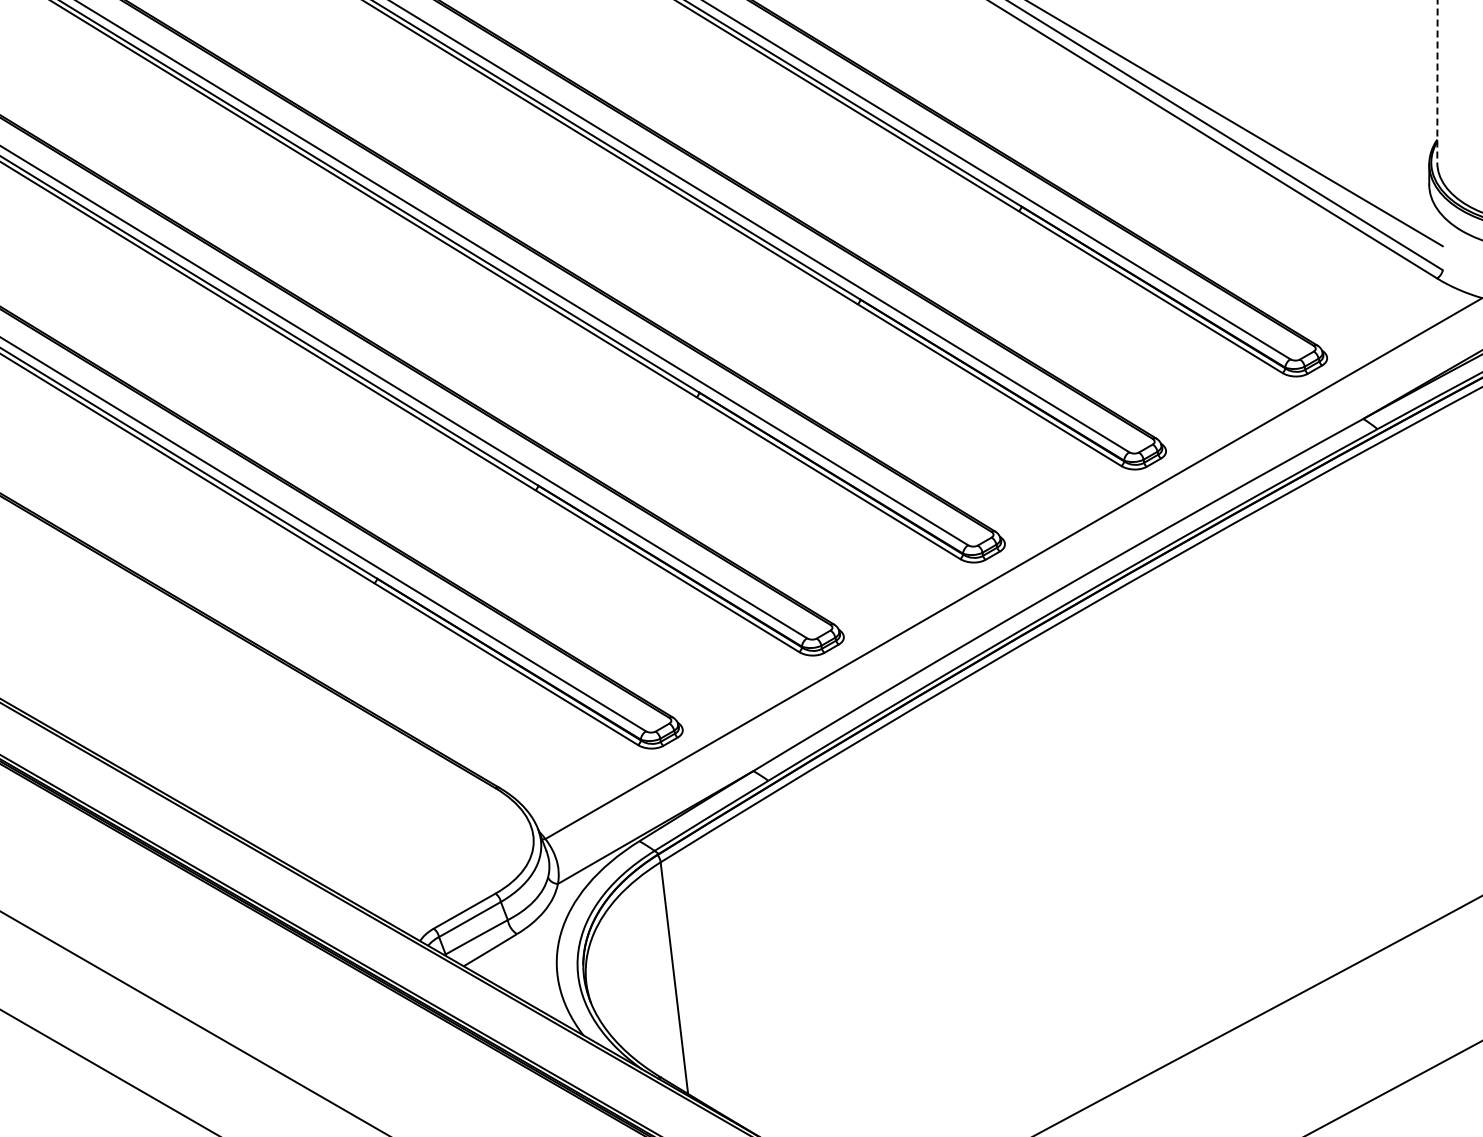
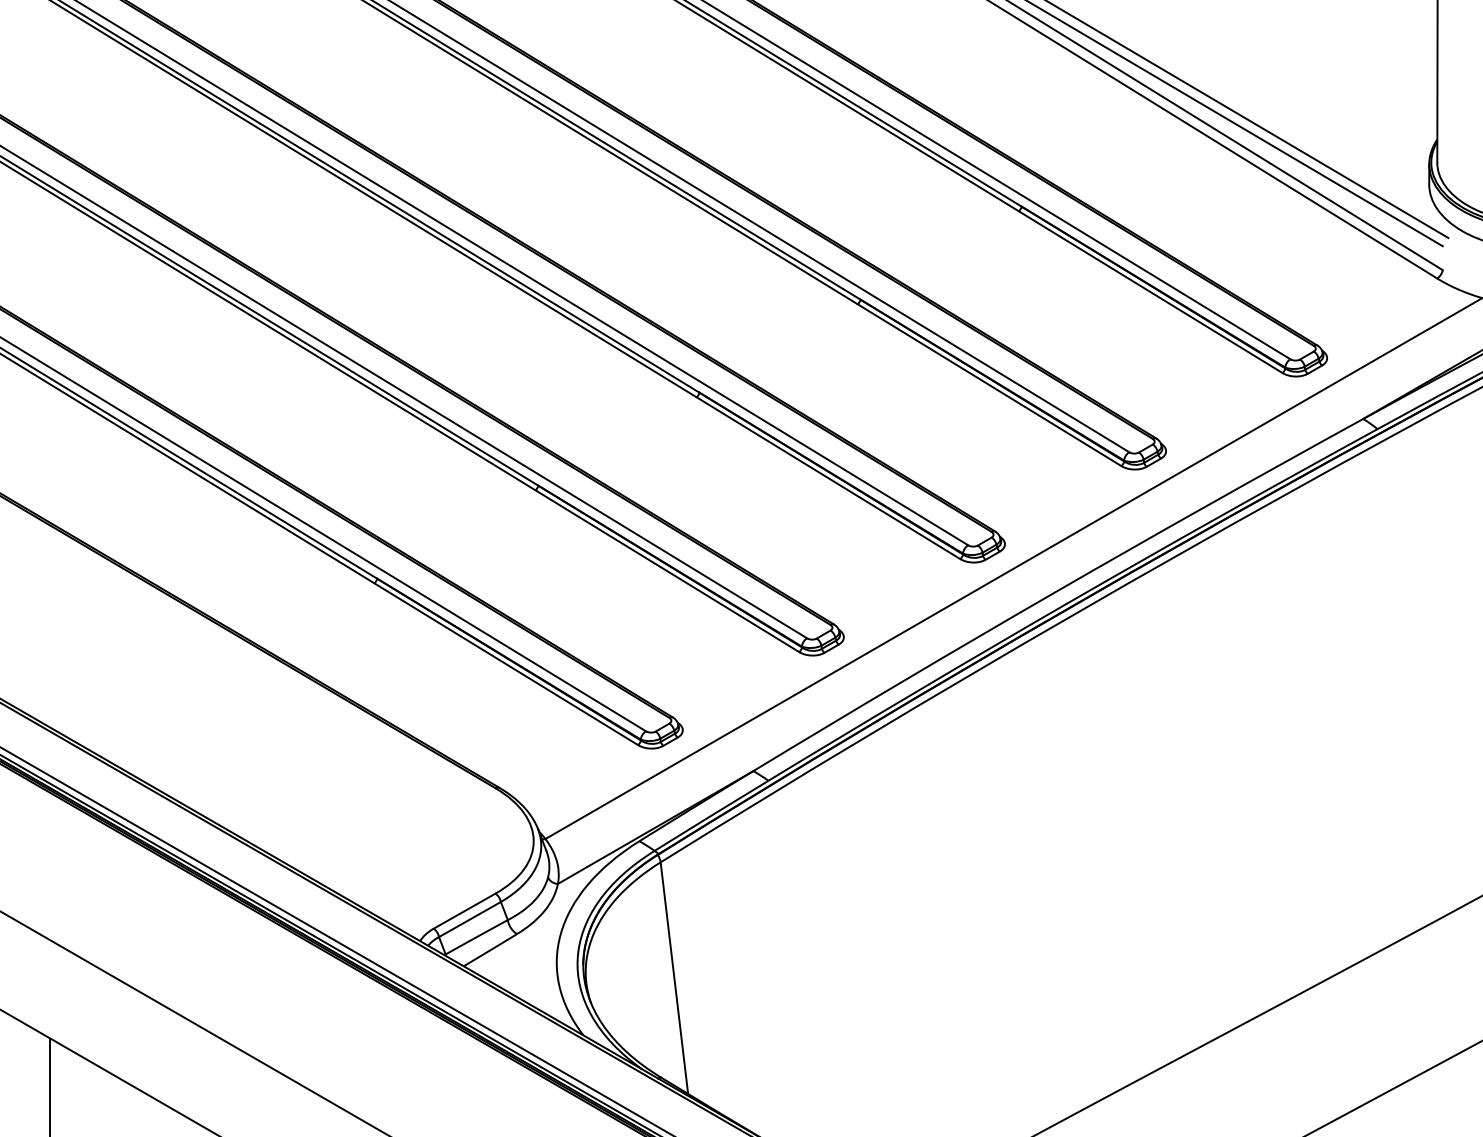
line: dashed -> solid (1437, 81)
line: none -> present (1248, 119)
line: none -> present (336, 940)
line: none -> present (50, 1085)
